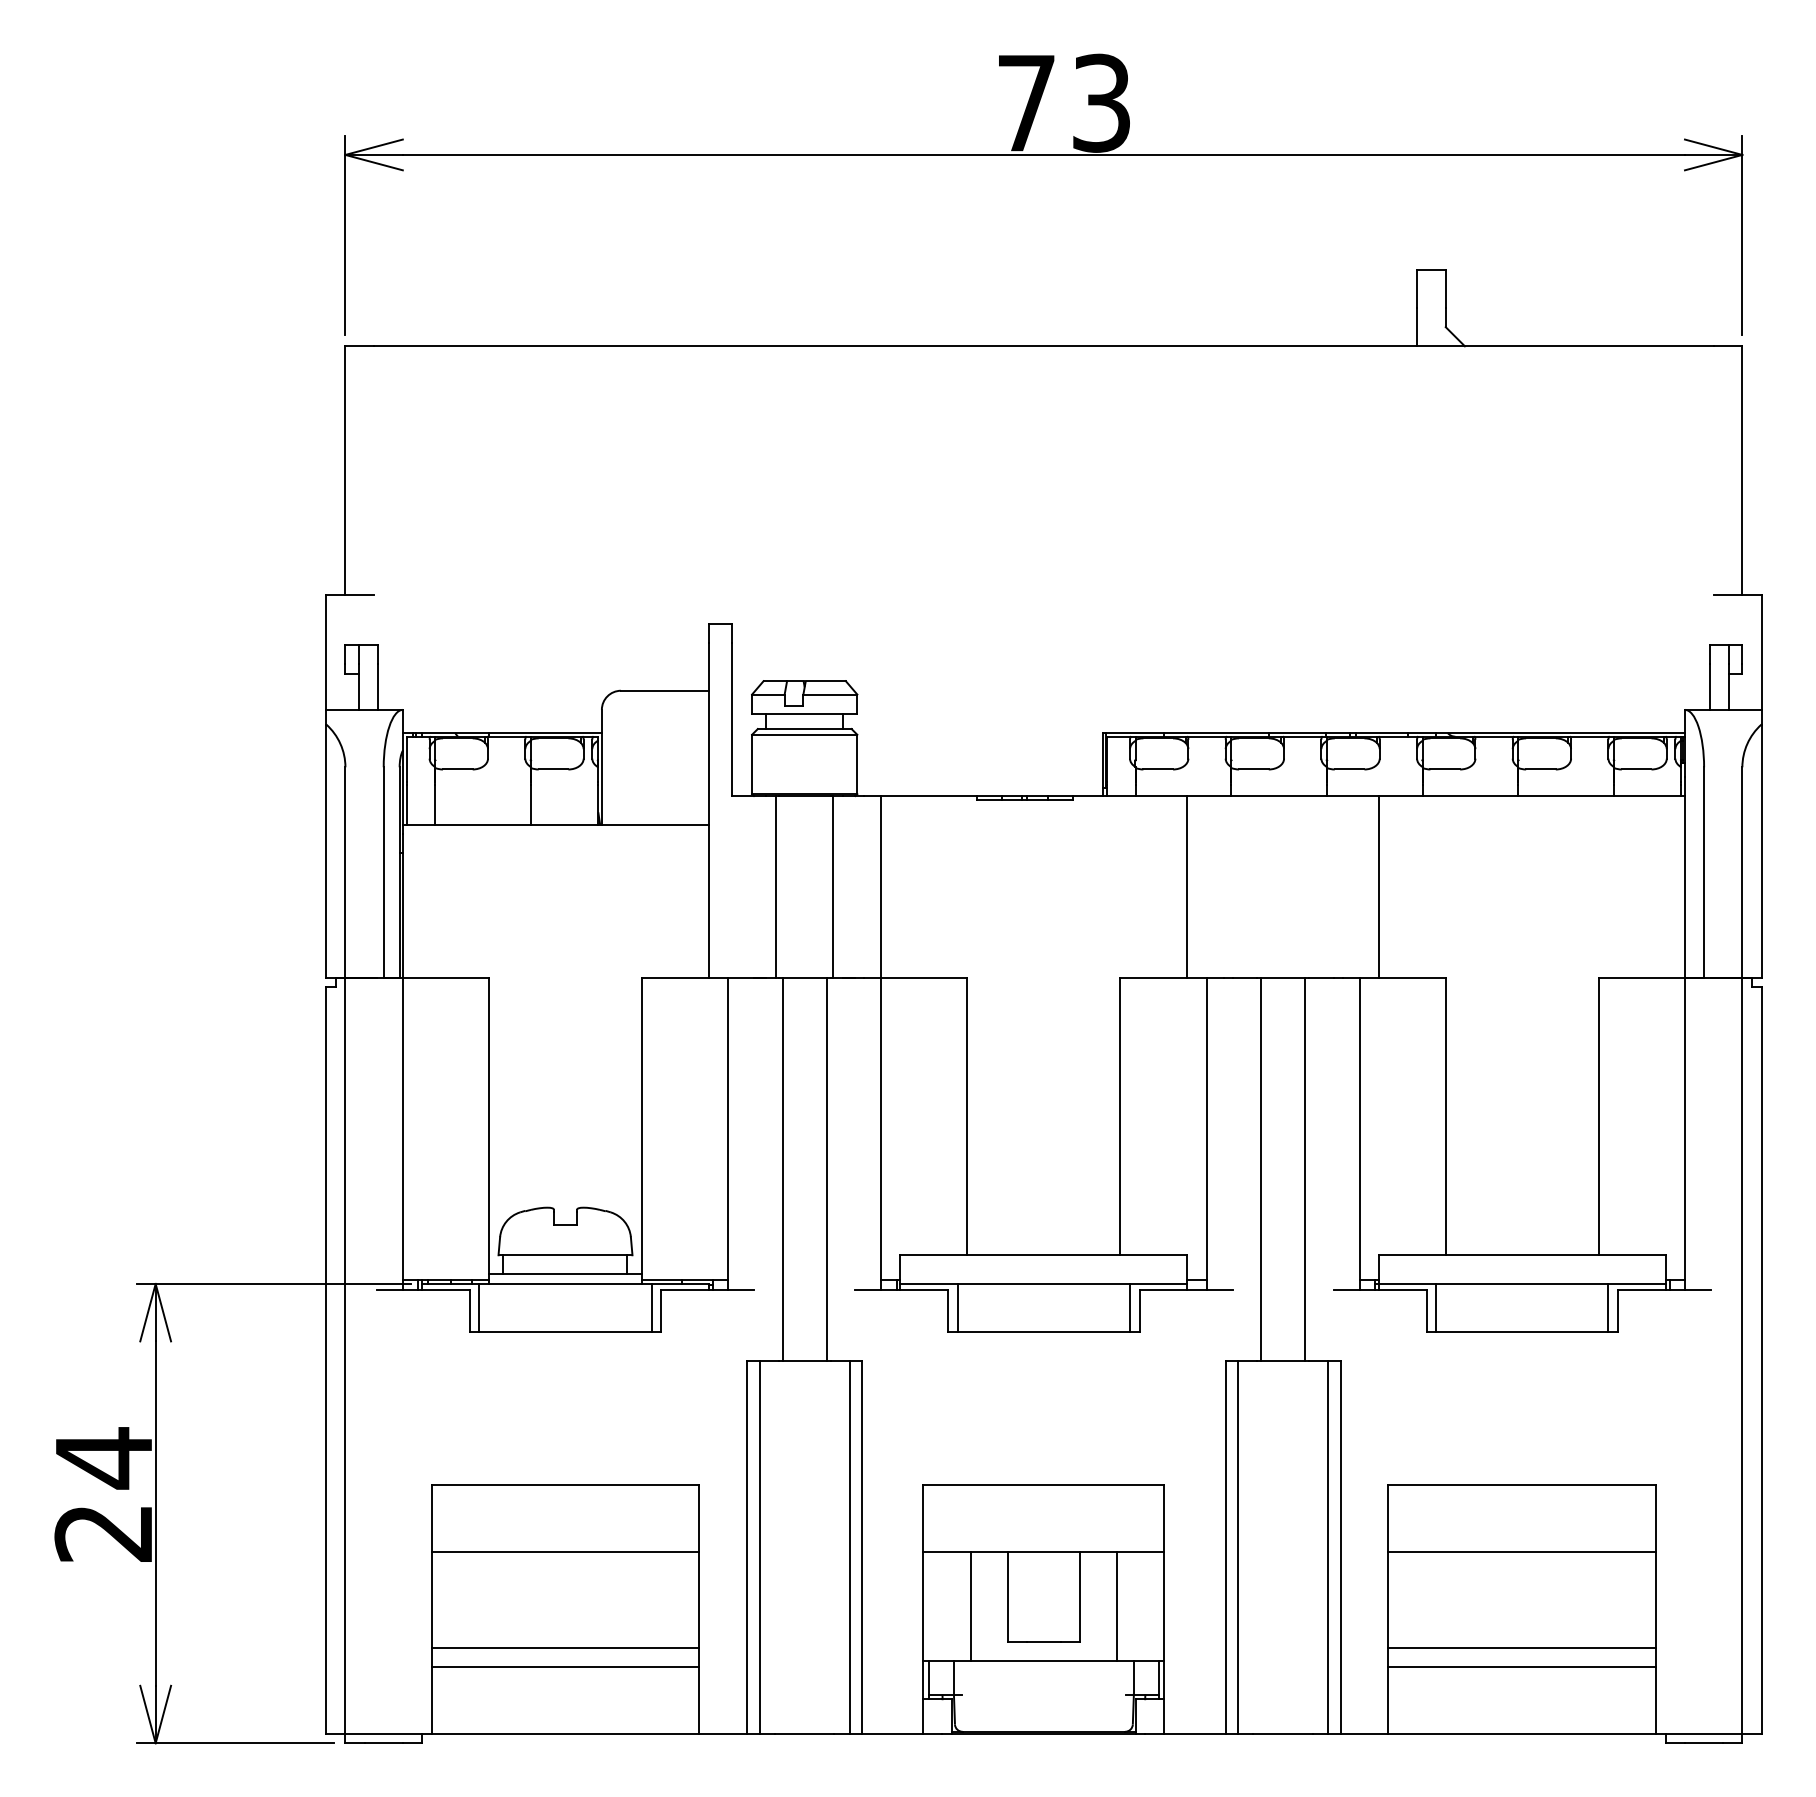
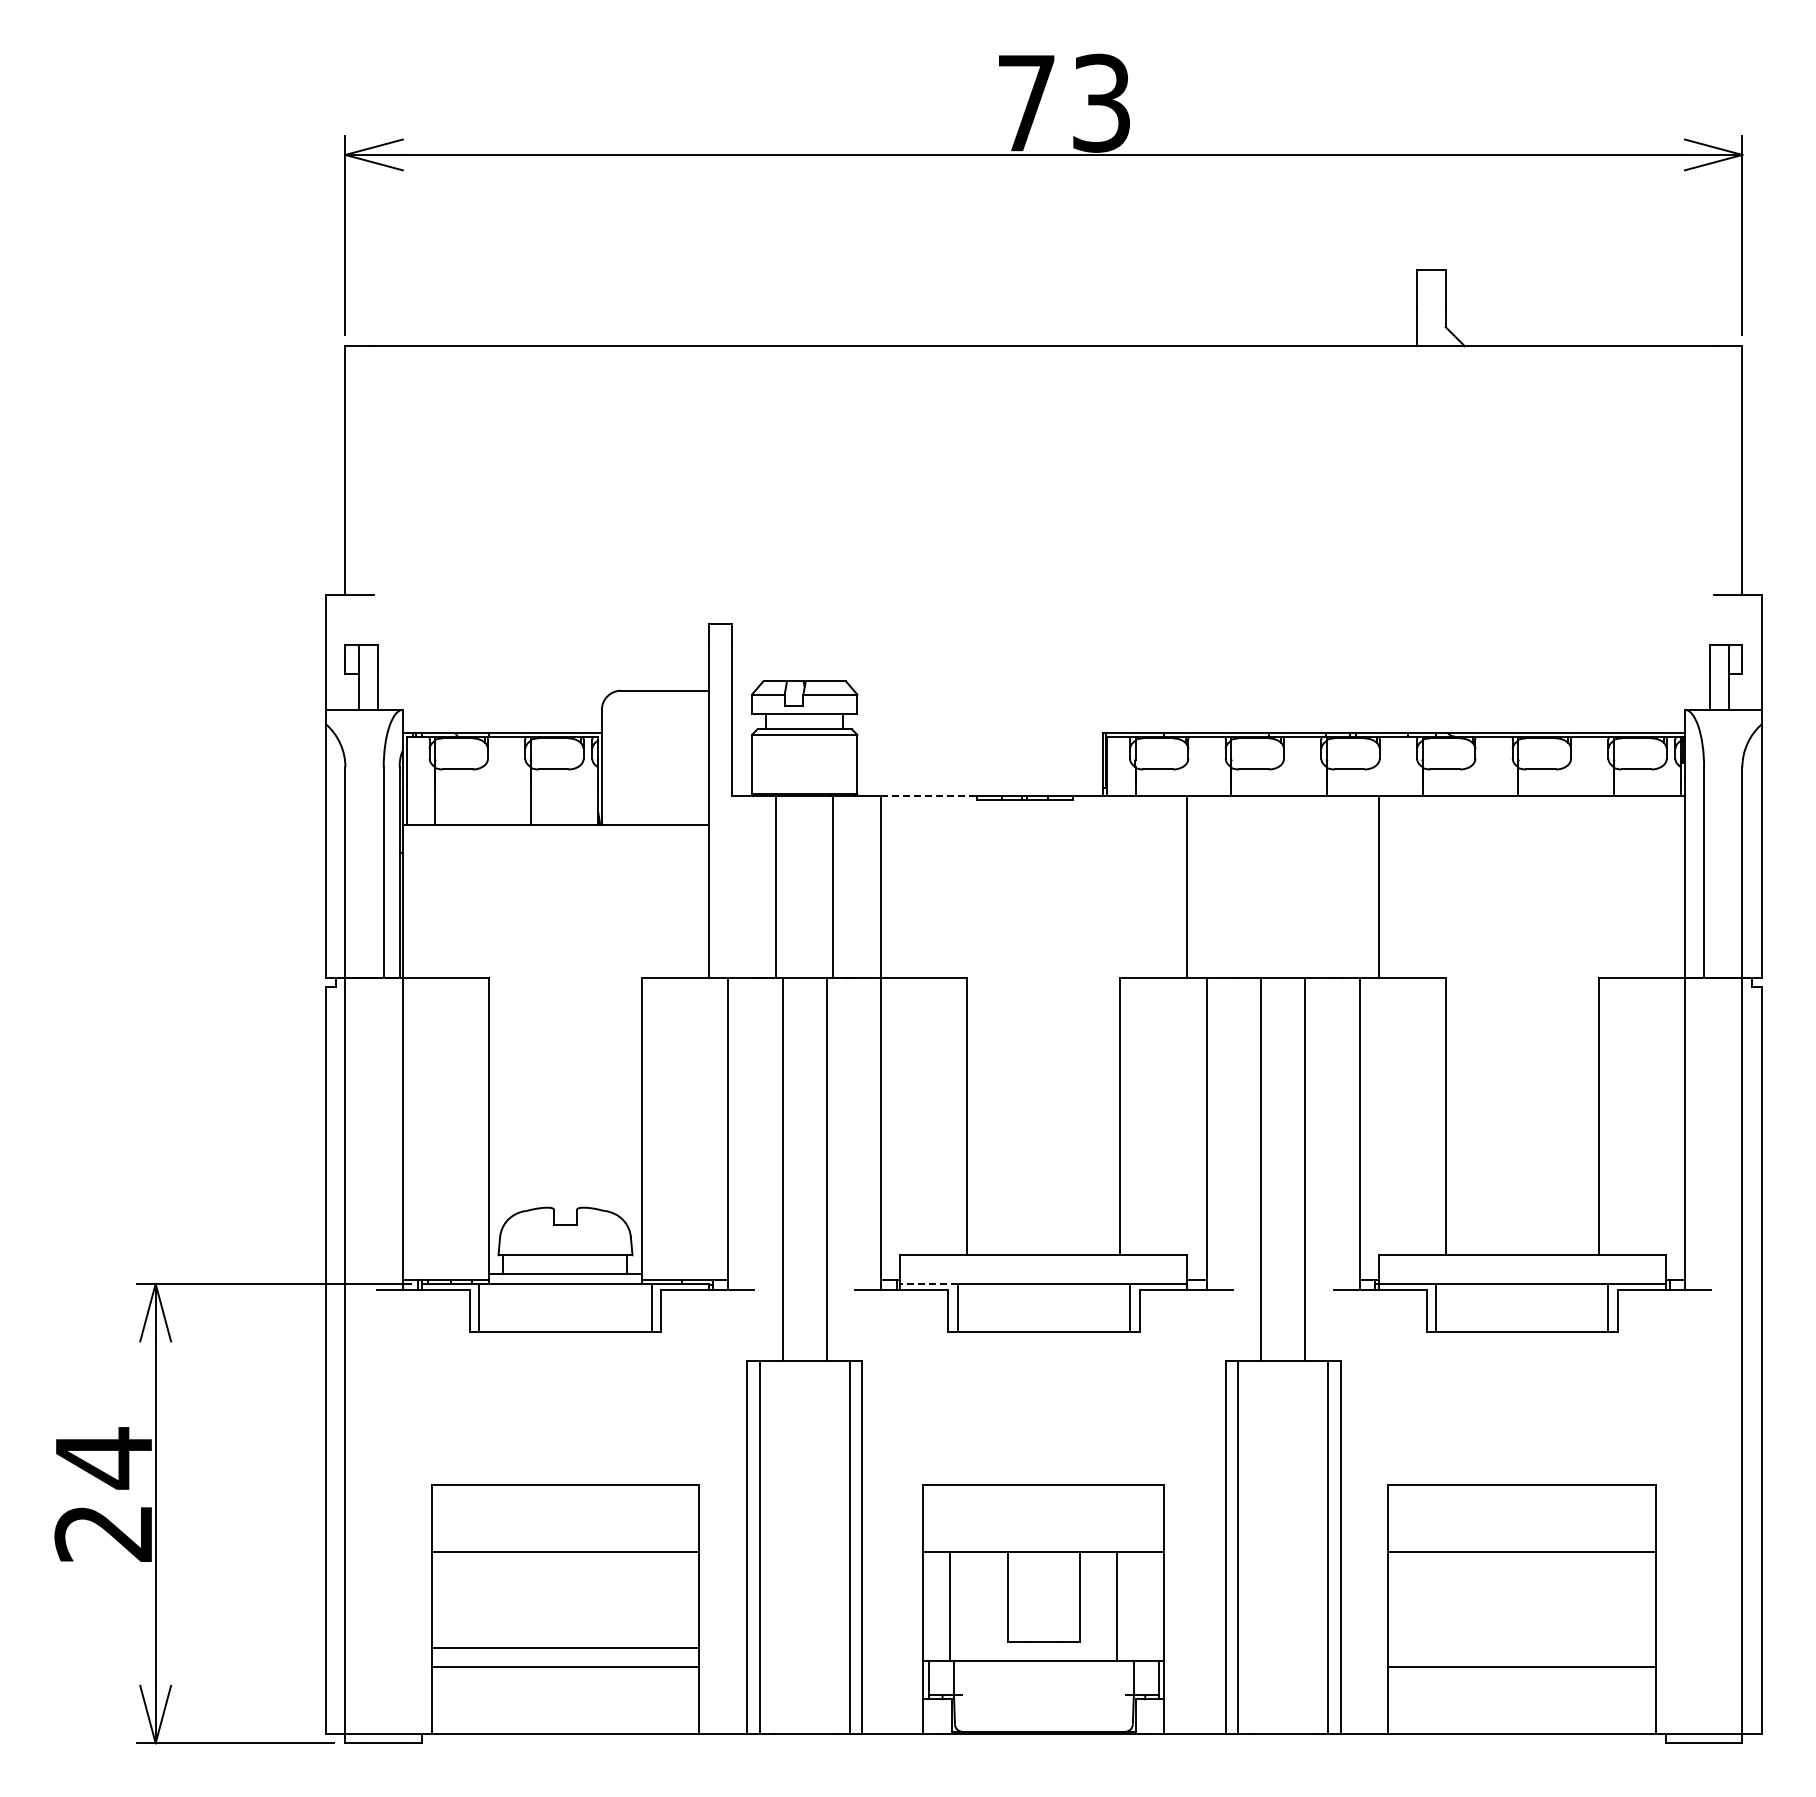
line: solid -> dashed (929, 796)
line: solid -> dashed (929, 1283)
line position: (971, 1605) -> (950, 1605) (950, 1605)
line: present -> none (1522, 1647)
